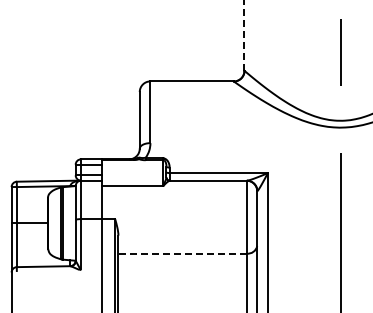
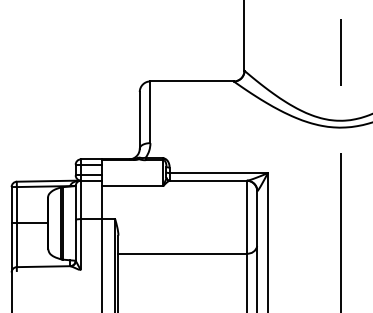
line: dashed -> solid (244, 35)
line: dashed -> solid (181, 253)
